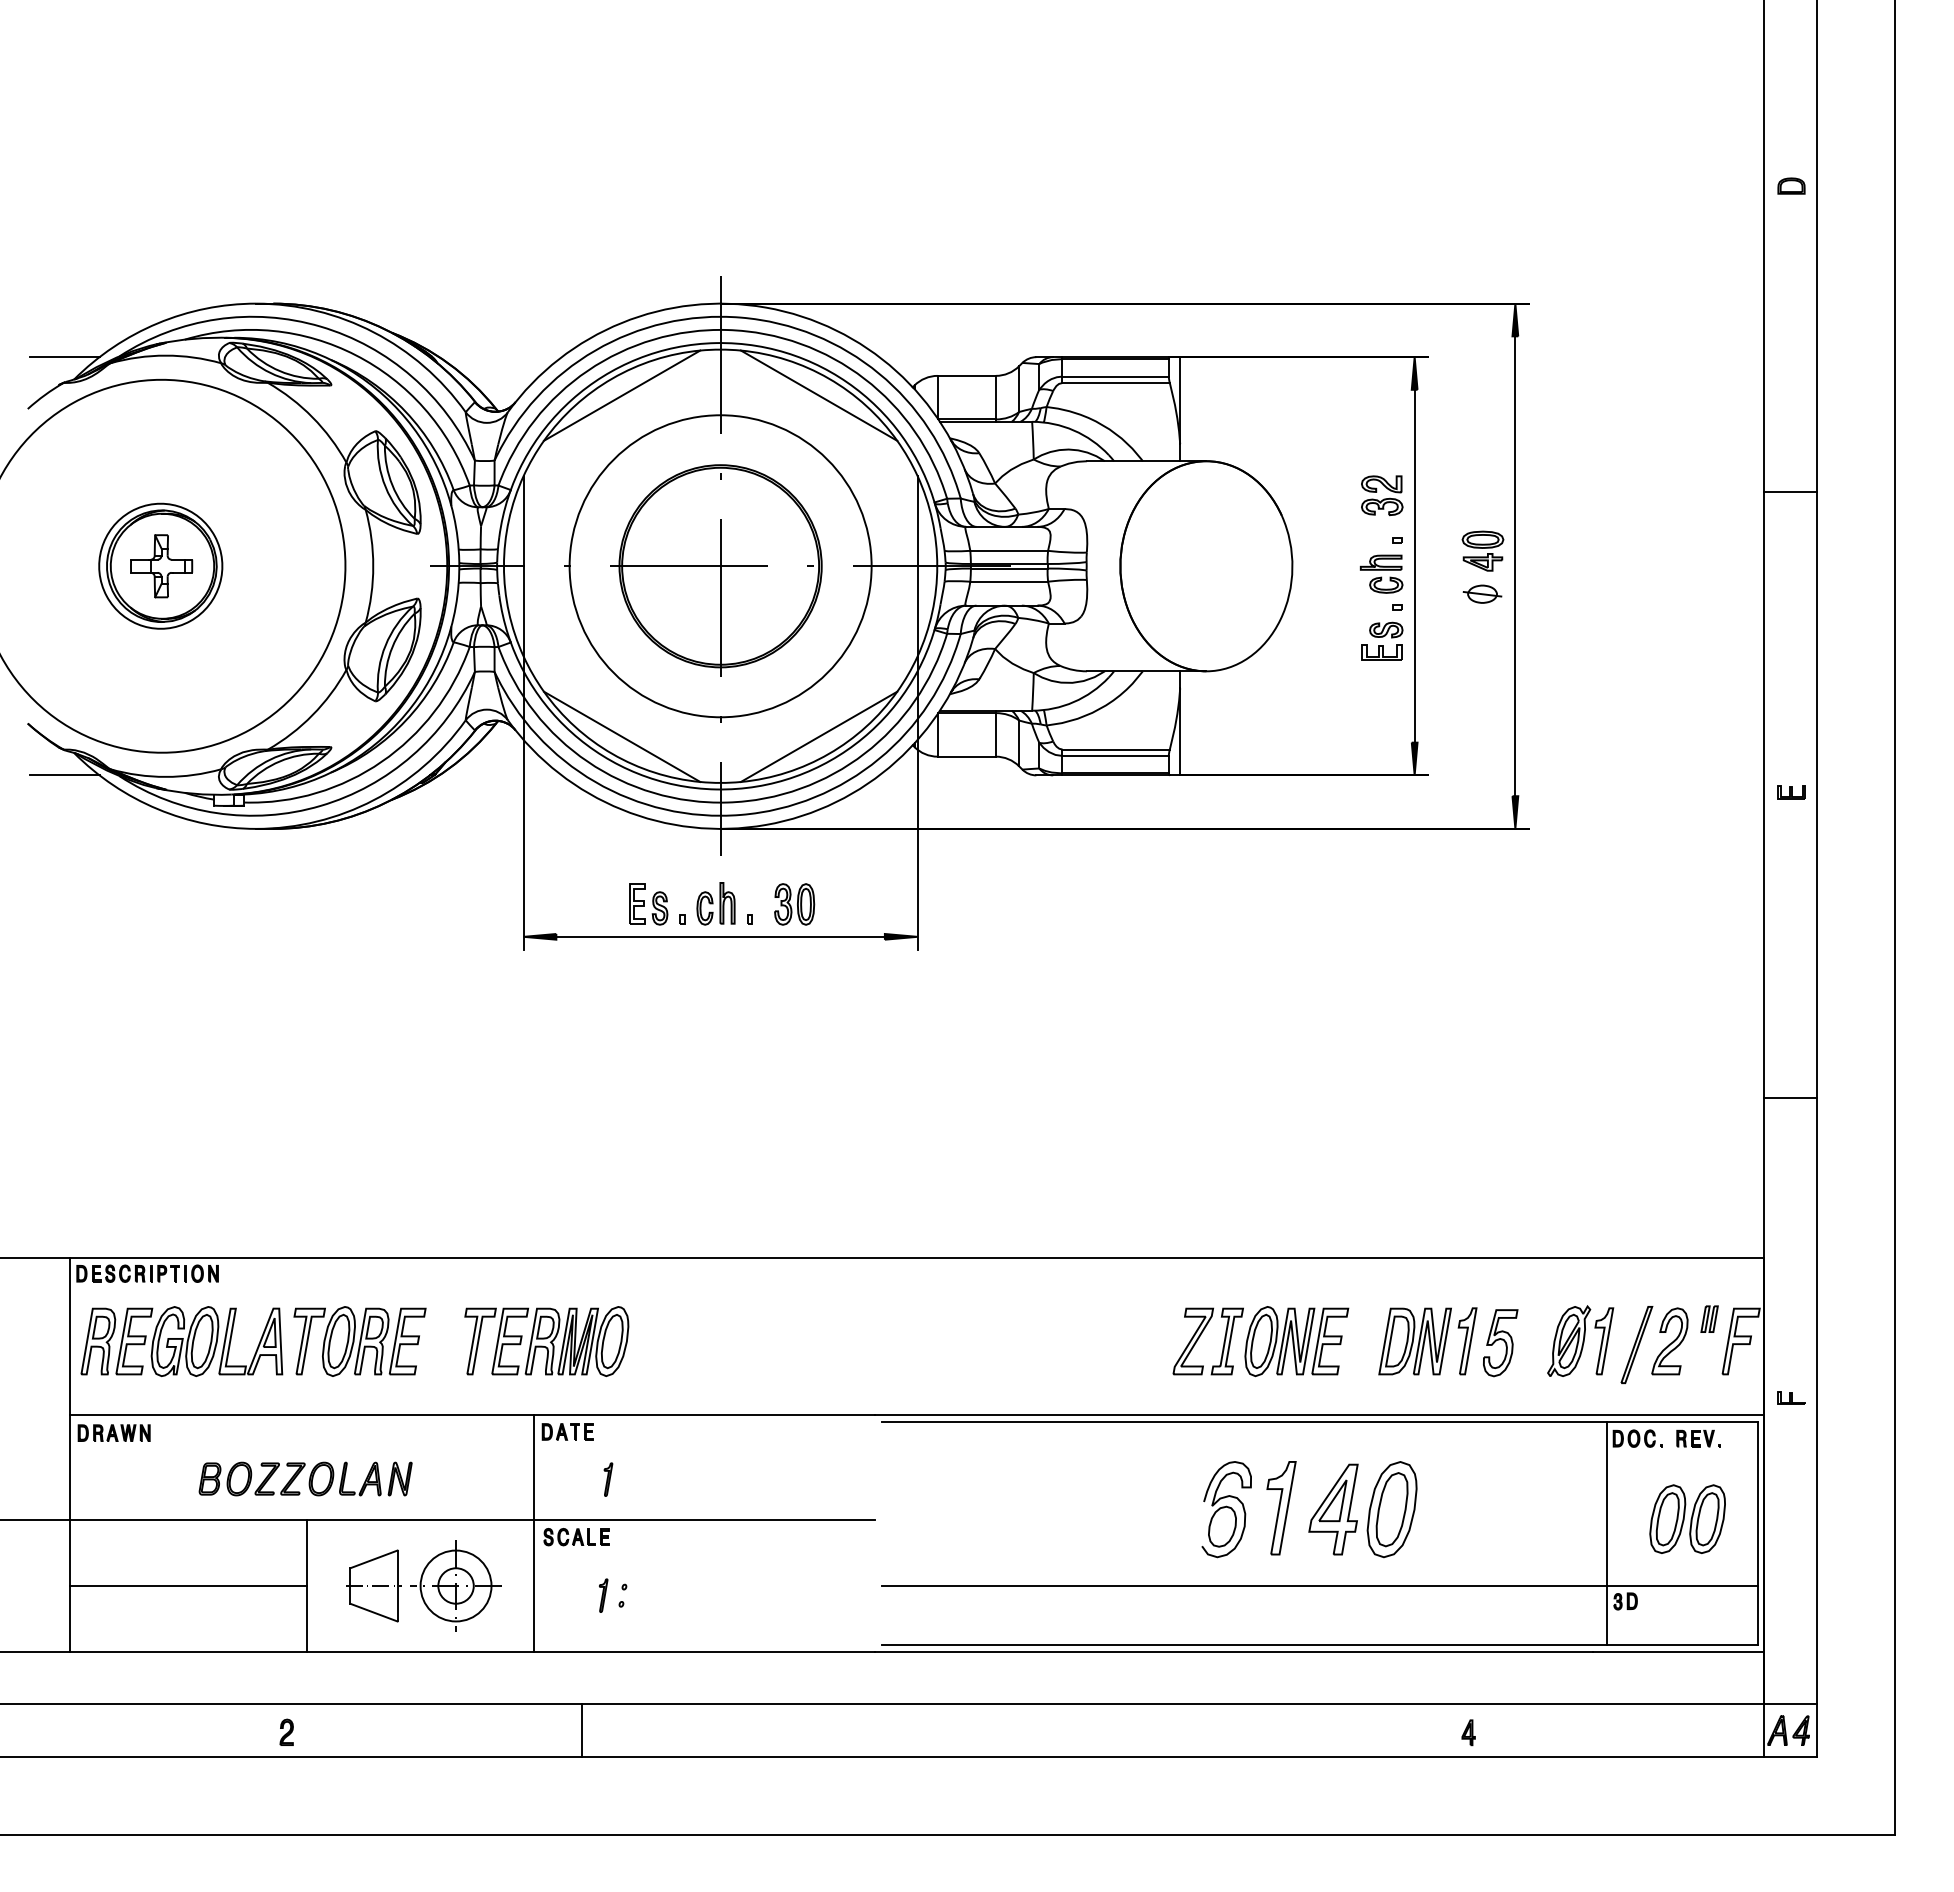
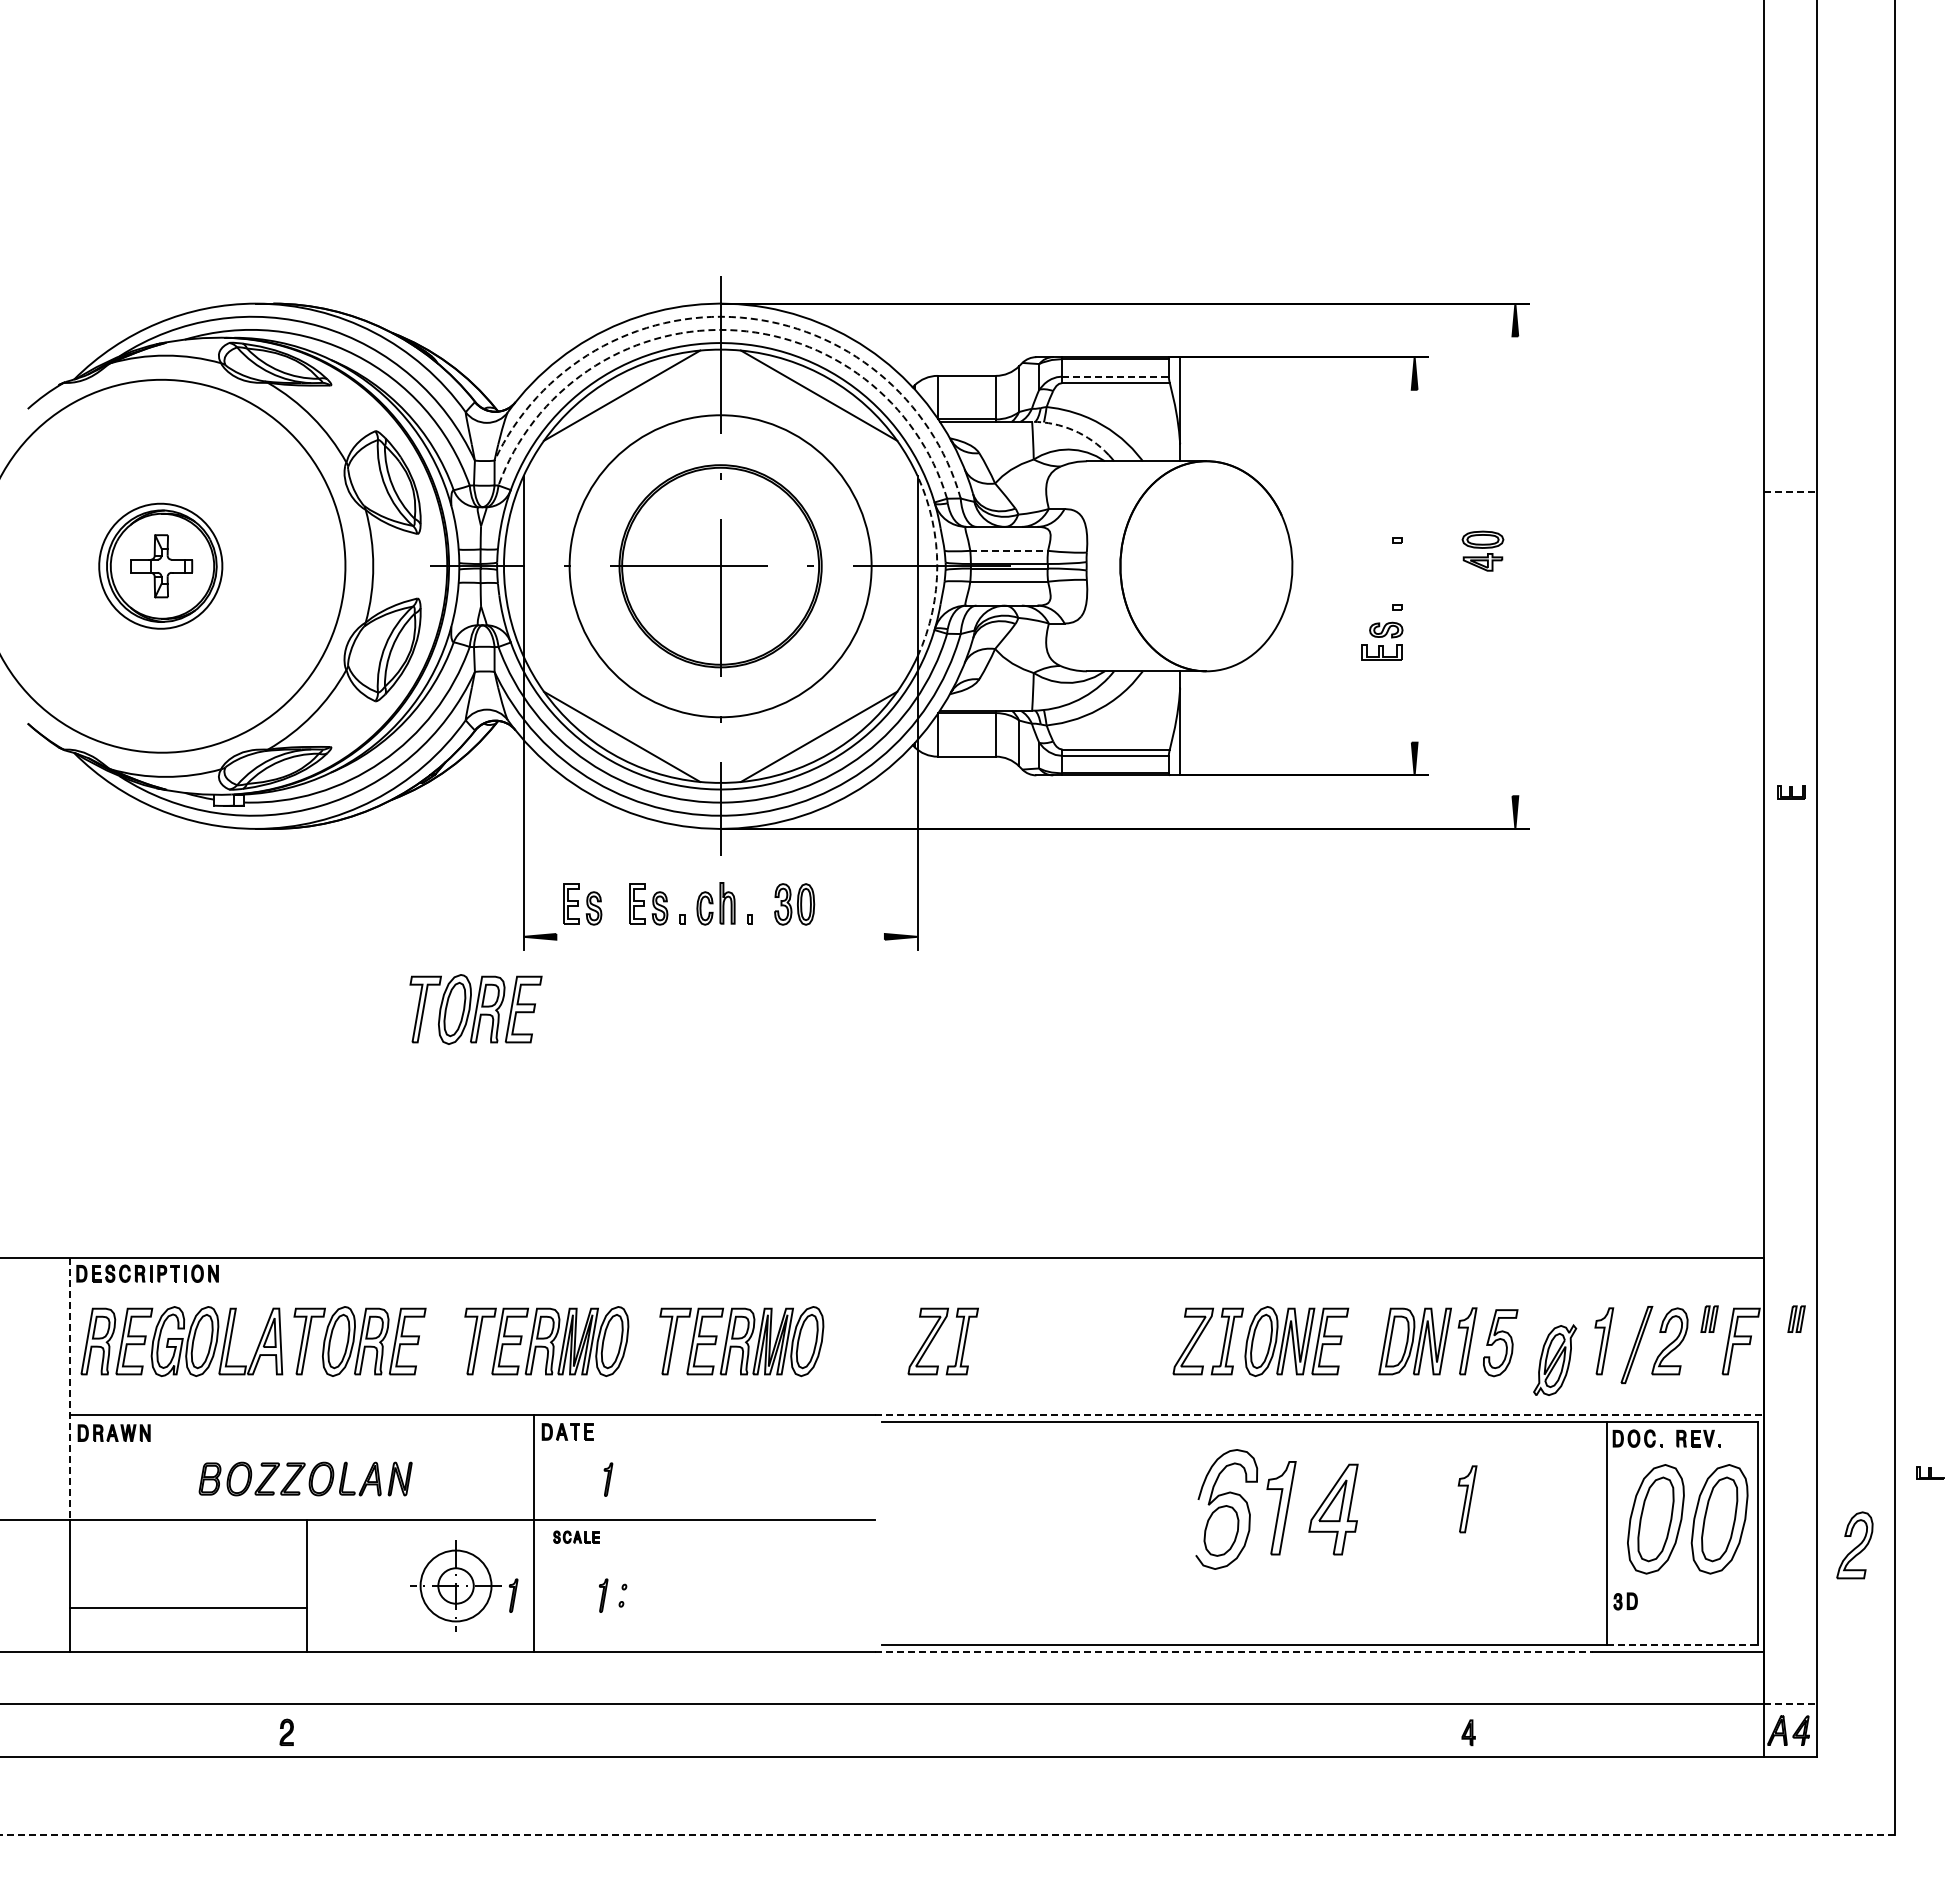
part: present -> none (1791, 185)
arc: solid -> dashed (740, 317)
arc: solid -> dashed (727, 330)
line: present -> none (64, 357)
line: solid -> dashed (1116, 376)
arc: solid -> dashed (1073, 430)
line: solid -> dashed (1790, 491)
part: present -> none (1382, 495)
line: solid -> dashed (1009, 550)
line: present -> none (1414, 565)
arc: solid -> dashed (937, 566)
line: present -> none (1515, 566)
part: present -> none (1381, 573)
part: present -> none (1482, 593)
line: present -> none (64, 775)
part: none -> present (582, 904)
line: present -> none (720, 936)
part: none -> present (475, 1009)
line: present -> none (1790, 1097)
part: none -> present (1796, 1318)
part: none -> present (936, 1335)
part position: (1569, 1340) -> (1555, 1359) (1555, 1359)
part: none -> present (741, 1341)
line: solid -> dashed (70, 1389)
part position: (1791, 1397) -> (1930, 1472) (1930, 1472)
line: solid -> dashed (1320, 1415)
part: none -> present (1467, 1499)
part size: 51x98 px -> 64x121 px (1226, 1509)
part: present -> none (1391, 1509)
part size: 77x70 px -> 122x111 px (1687, 1519)
part size: 67x19 px -> 47x14 px (576, 1536)
part: none -> present (1854, 1545)
line position: (188, 1585) -> (188, 1607) (188, 1607)
part: present -> none (373, 1585)
line: present -> none (1319, 1585)
part: none -> present (513, 1595)
line: solid -> dashed (1682, 1644)
line: solid -> dashed (1234, 1651)
line: solid -> dashed (1790, 1704)
line: present -> none (582, 1730)
line: solid -> dashed (948, 1835)
